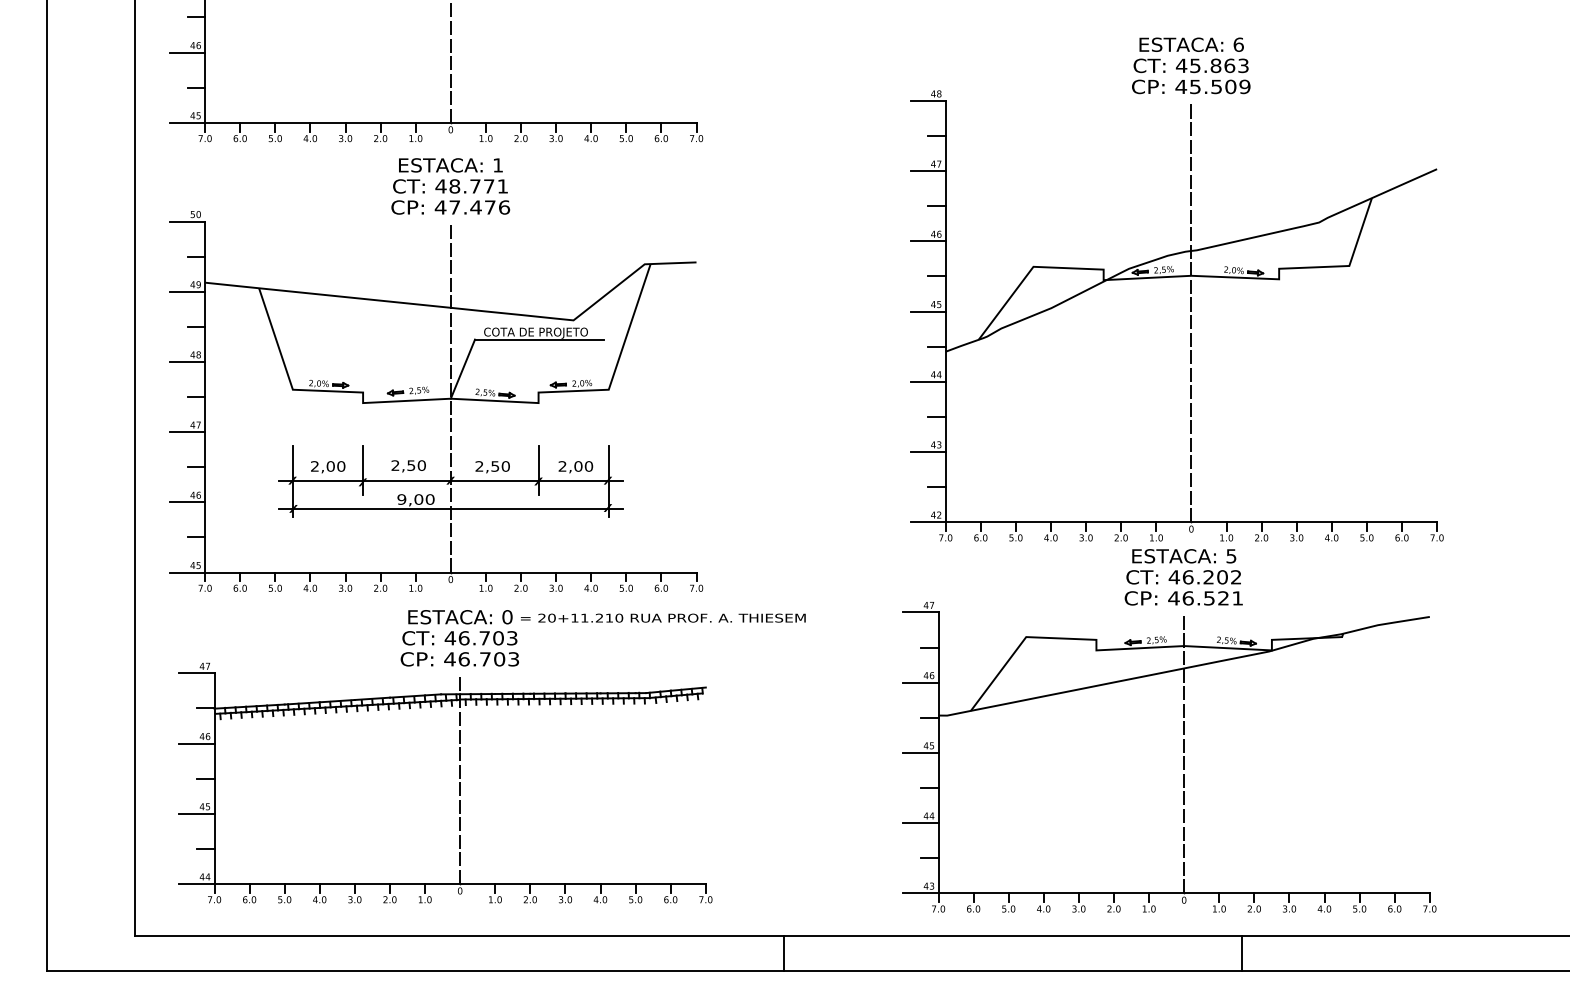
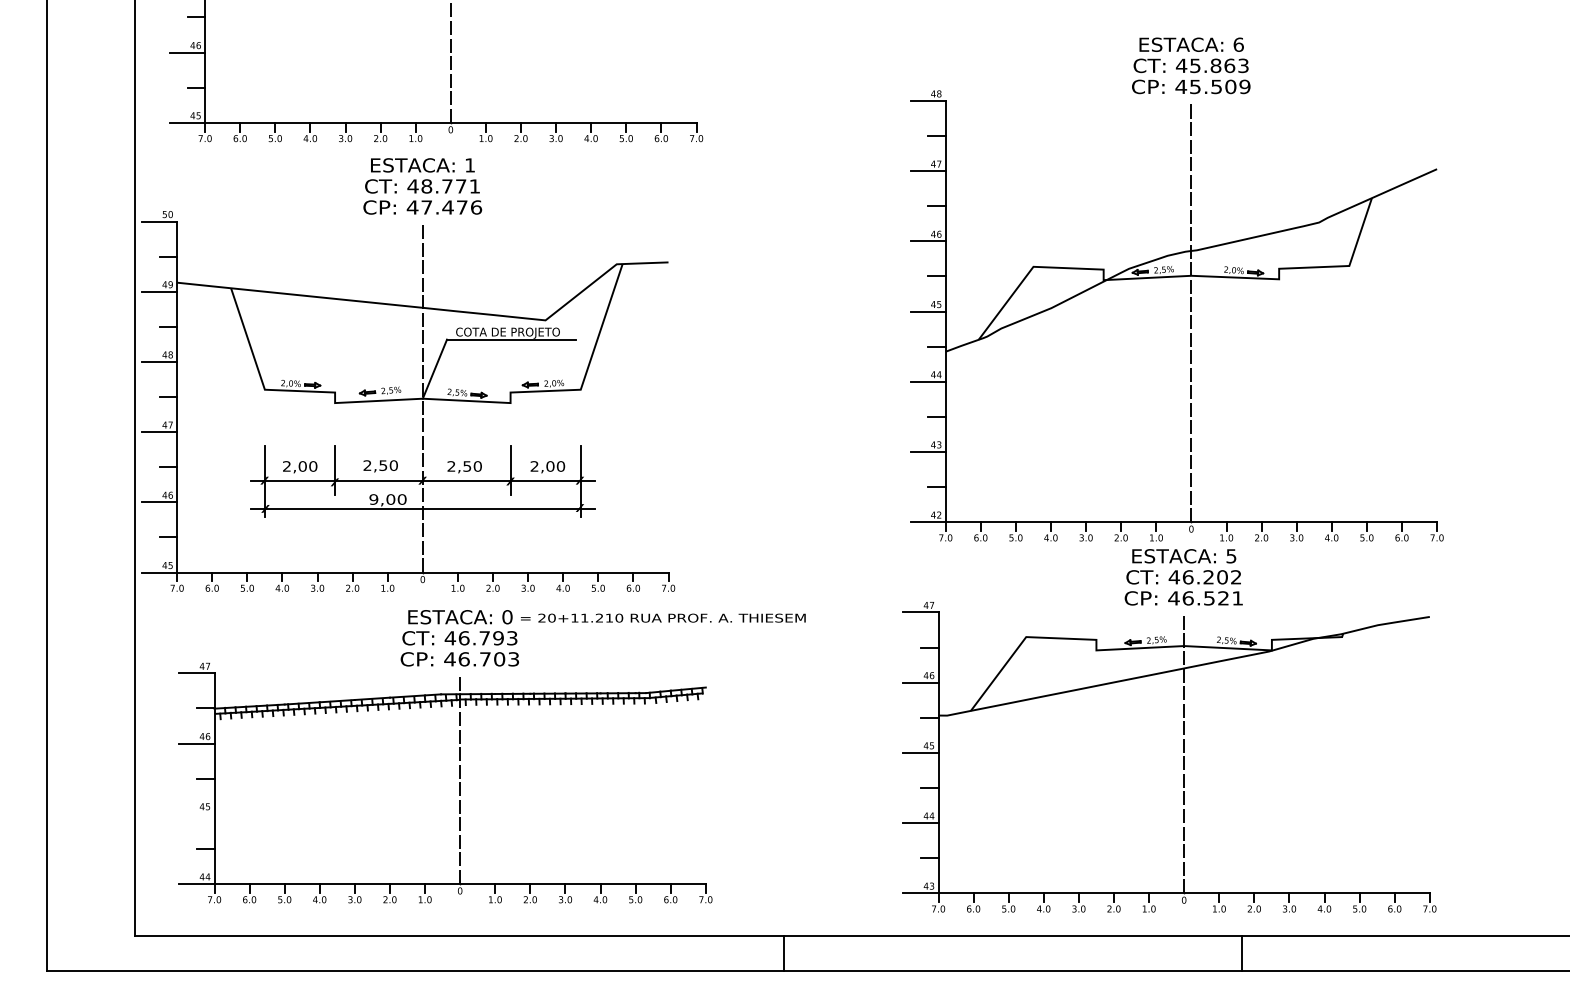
part position: (436, 374) -> (408, 374) (408, 374)
text: 46.703 -> 46.793 (498, 638)
line: present -> none (196, 813)
